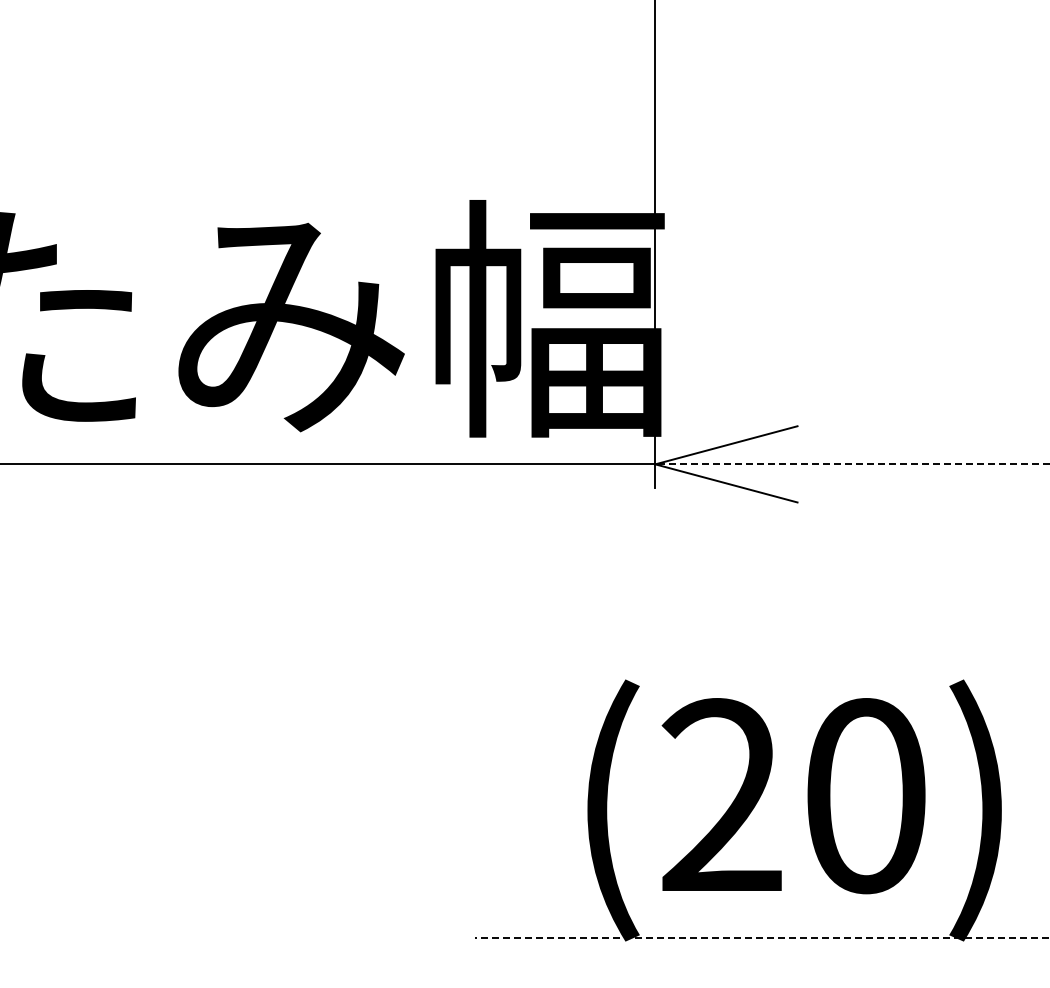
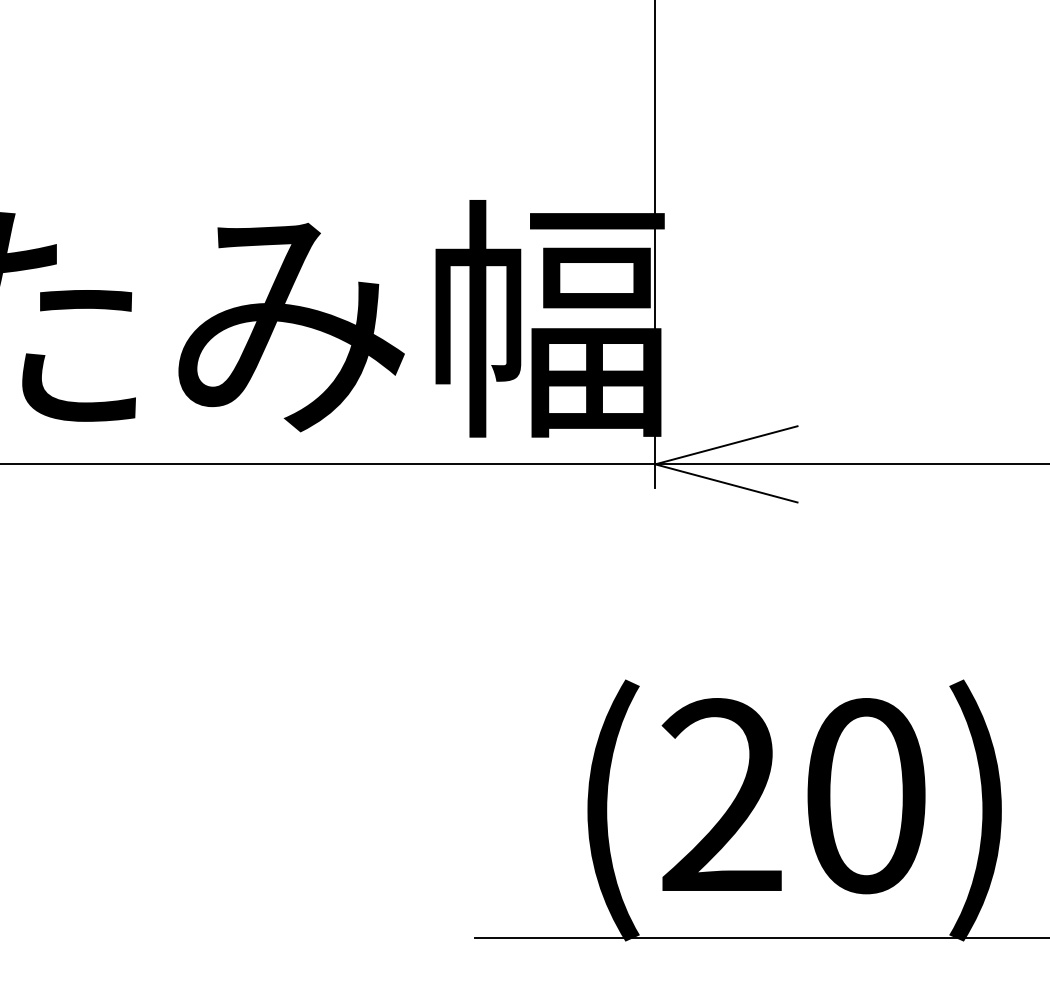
line: dashed -> solid (852, 464)
line: dashed -> solid (761, 938)
